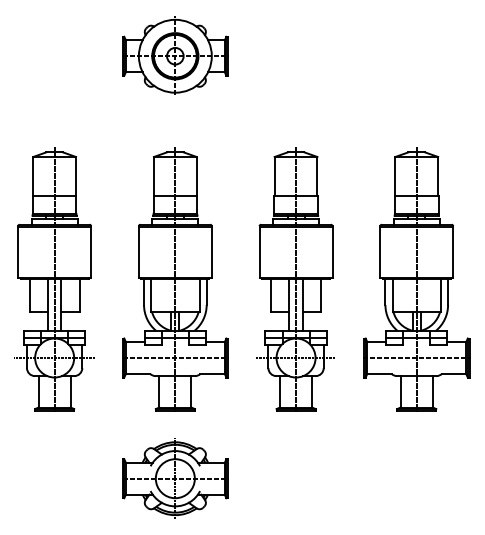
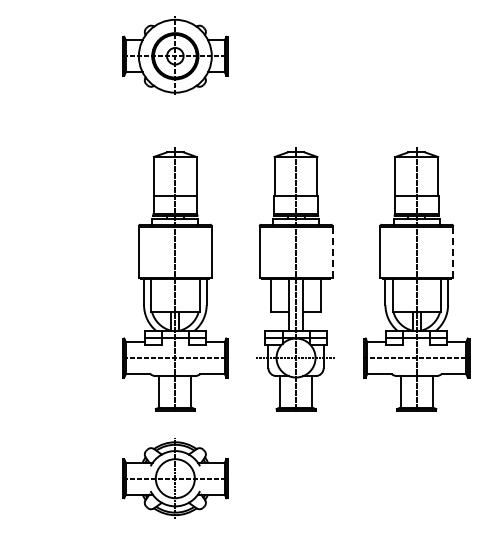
line: solid -> dashed (332, 252)
line: solid -> dashed (453, 252)
part: present -> none (54, 279)
